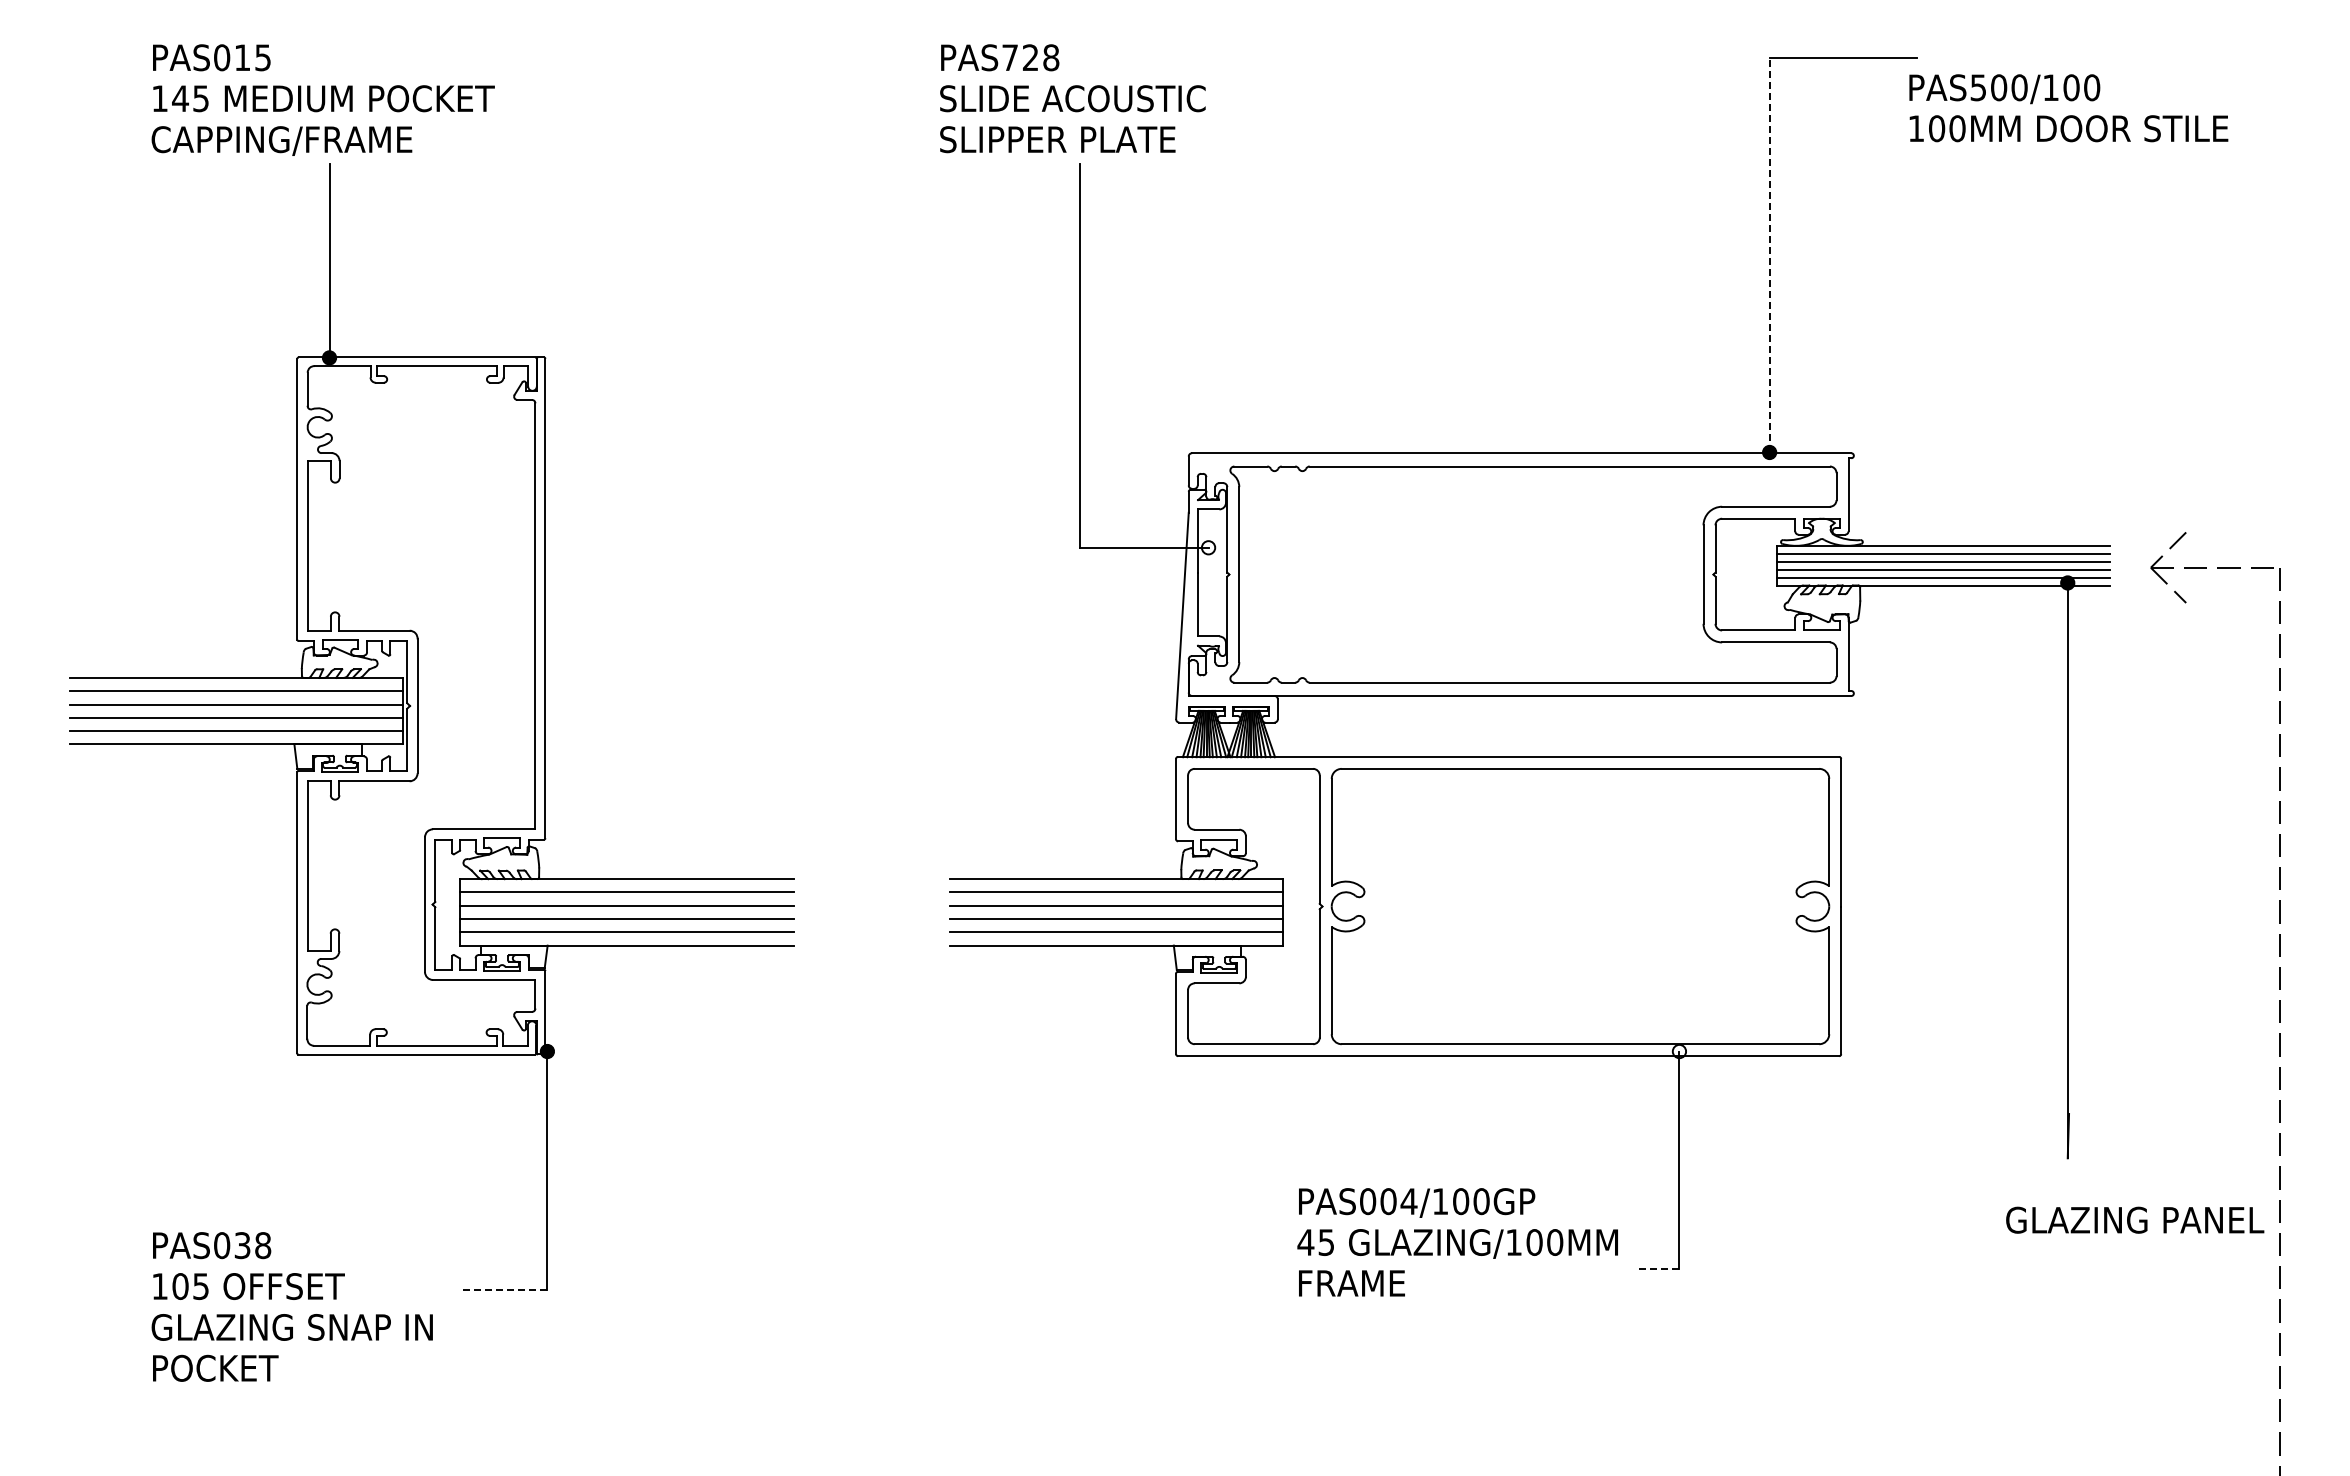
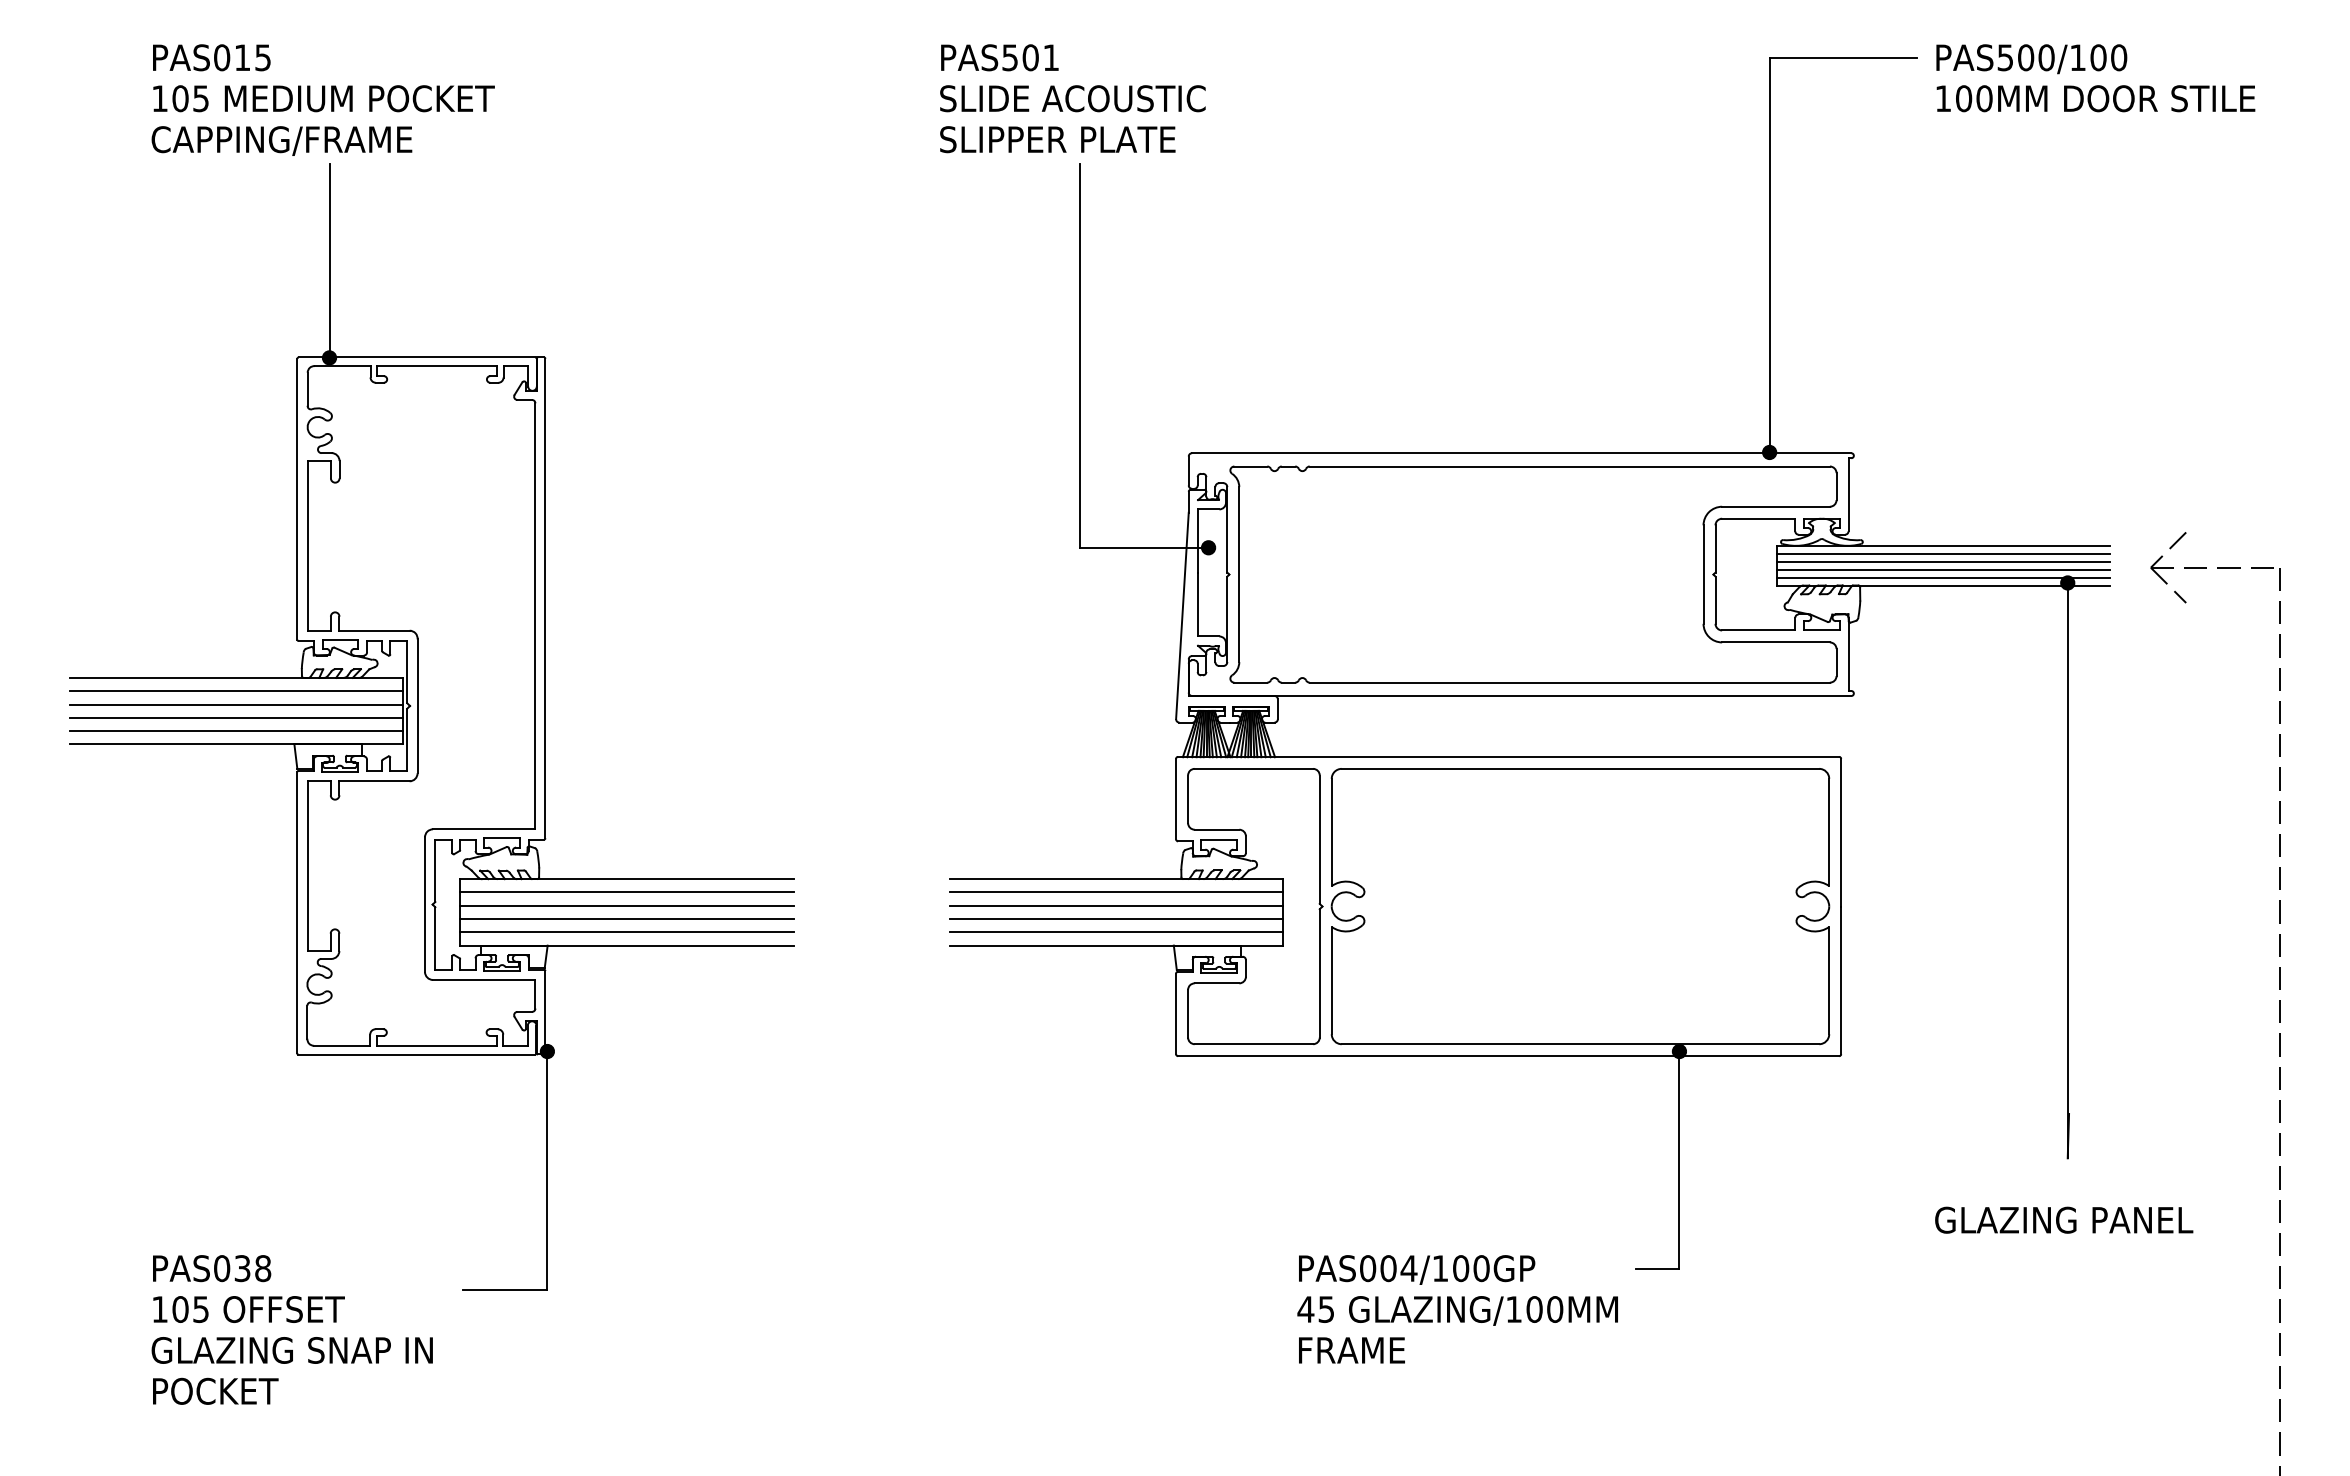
text: PAS728 -> PAS501 (1030, 57)
text: 145 -> 105 (180, 98)
text position: (2068, 108) -> (2095, 78) (2095, 78)
line: dashed -> solid (1769, 254)
fill: none -> present (1208, 547)
fill: none -> present (1679, 1051)
text position: (2135, 1219) -> (2064, 1219) (2064, 1219)
text position: (1457, 1242) -> (1457, 1309) (1457, 1309)
line: dashed -> solid (1657, 1268)
line: dashed -> solid (505, 1289)
text position: (291, 1306) -> (291, 1329) (291, 1329)
